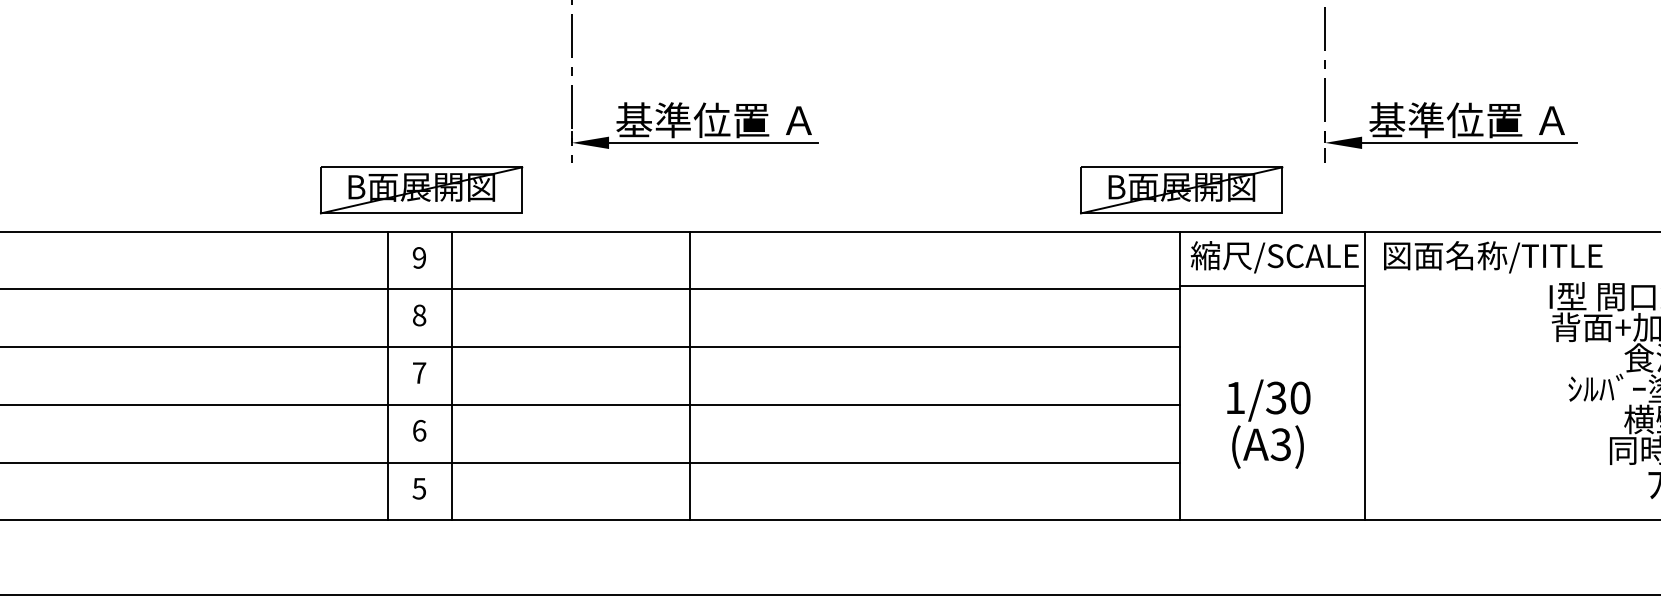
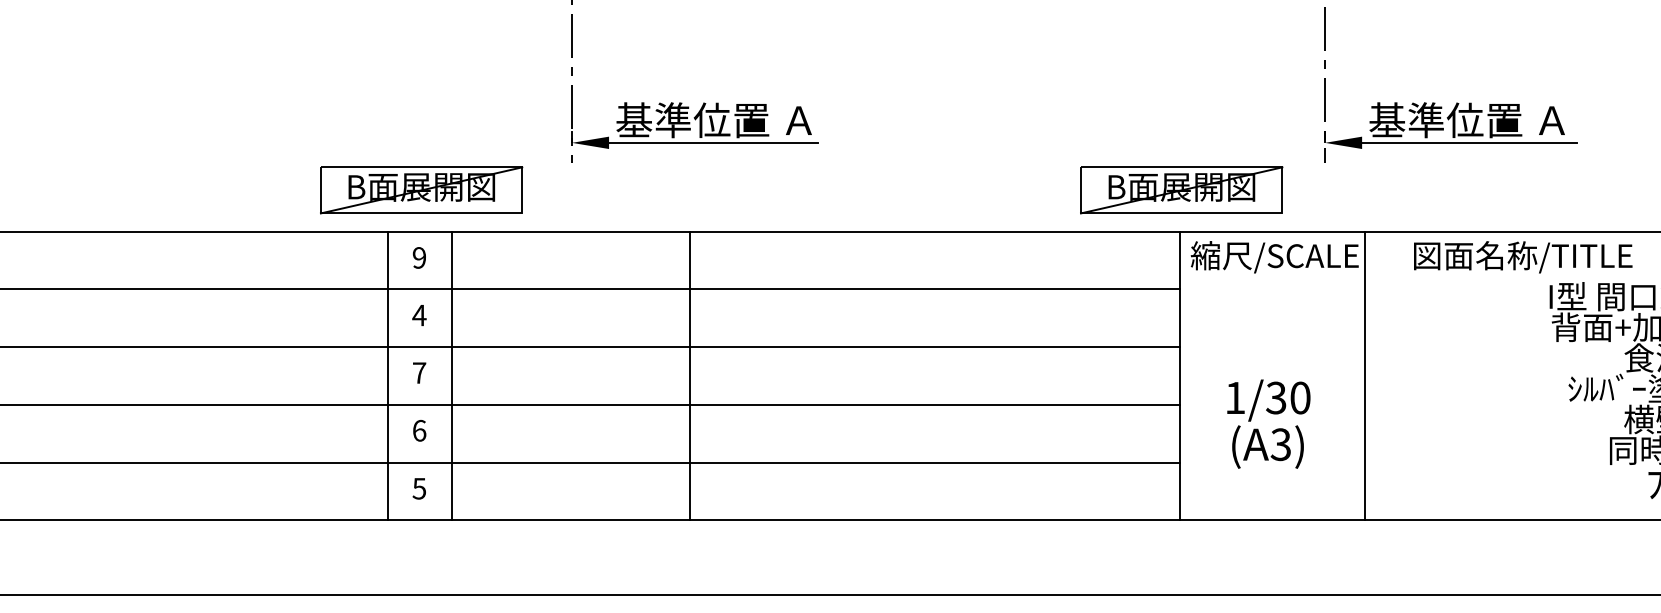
text position: (1493, 257) -> (1523, 257) (1523, 257)
line: present -> none (1271, 286)
text: 8 -> 4 (419, 315)
